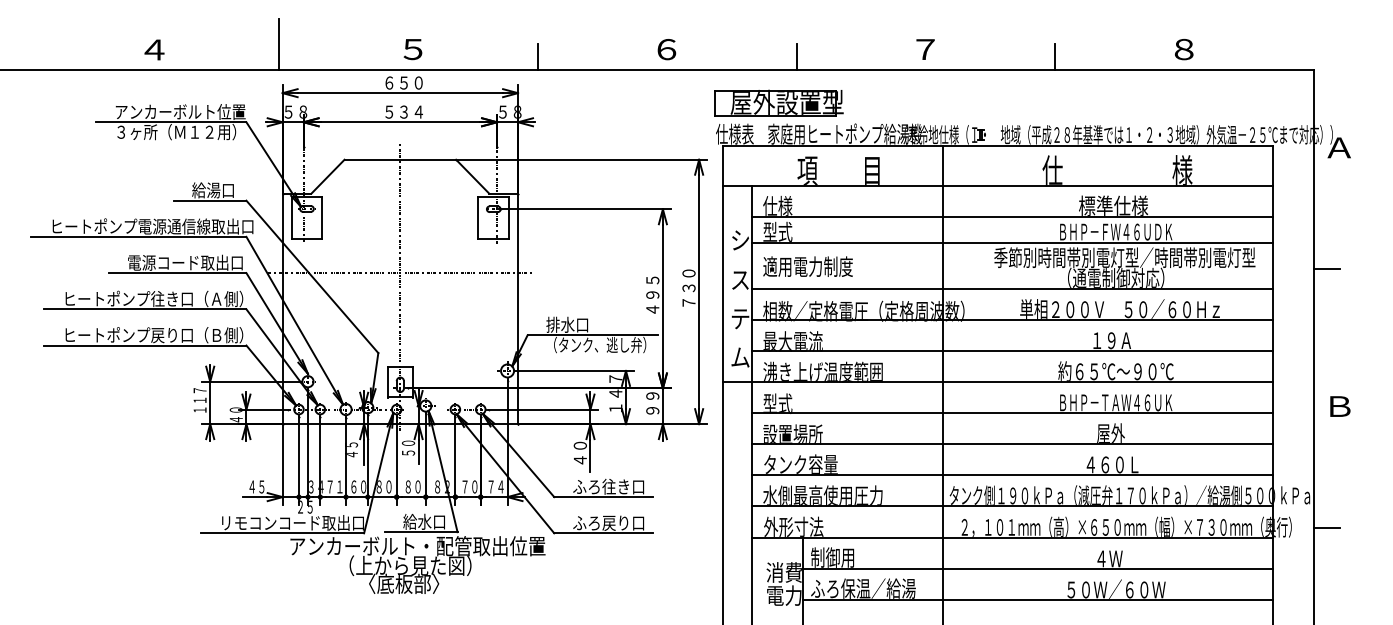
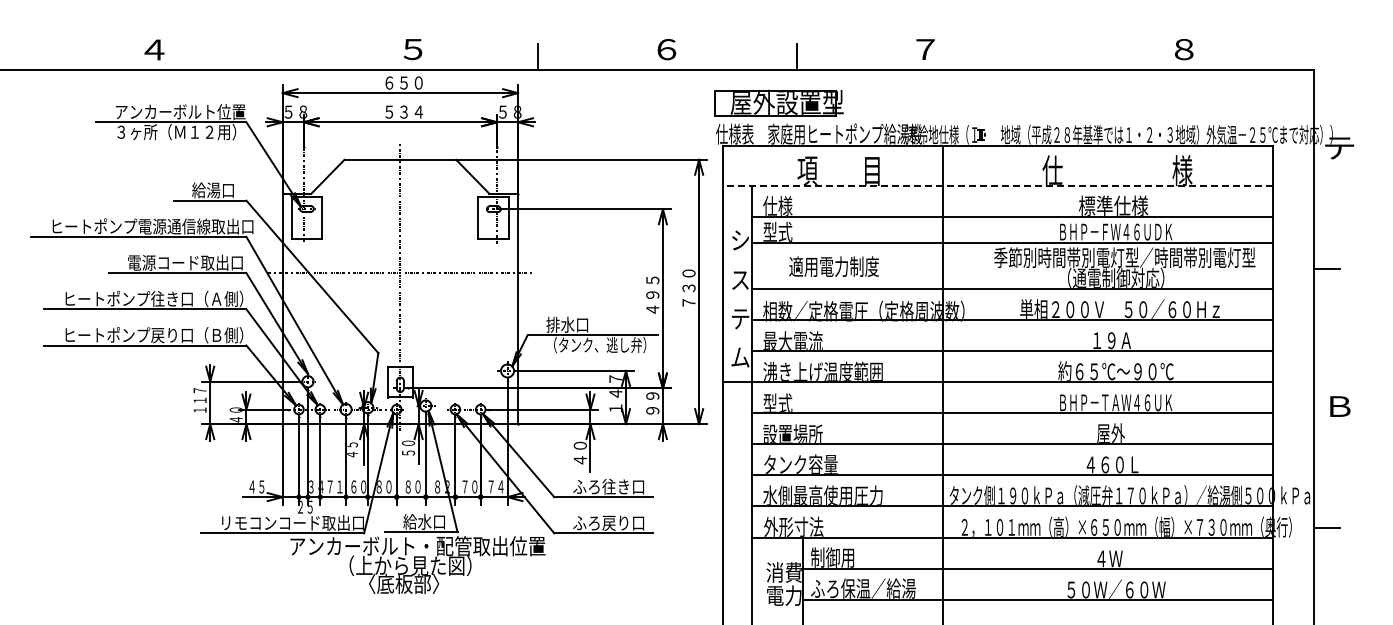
line: present -> none (279, 44)
line: present -> none (1055, 57)
text: Ａ -> テ (1339, 148)
line: solid -> dashed (998, 185)
text position: (807, 266) -> (833, 266) (833, 266)
